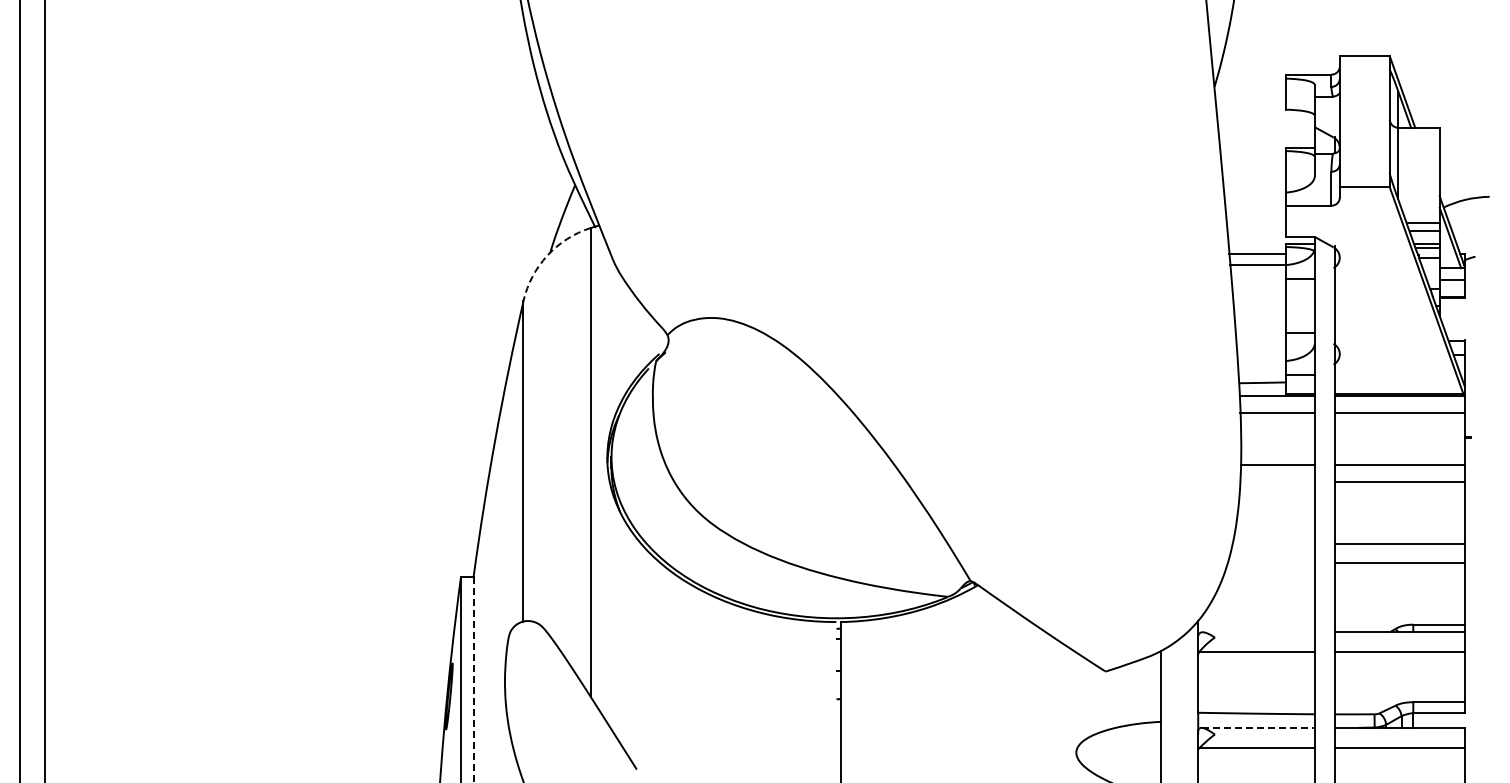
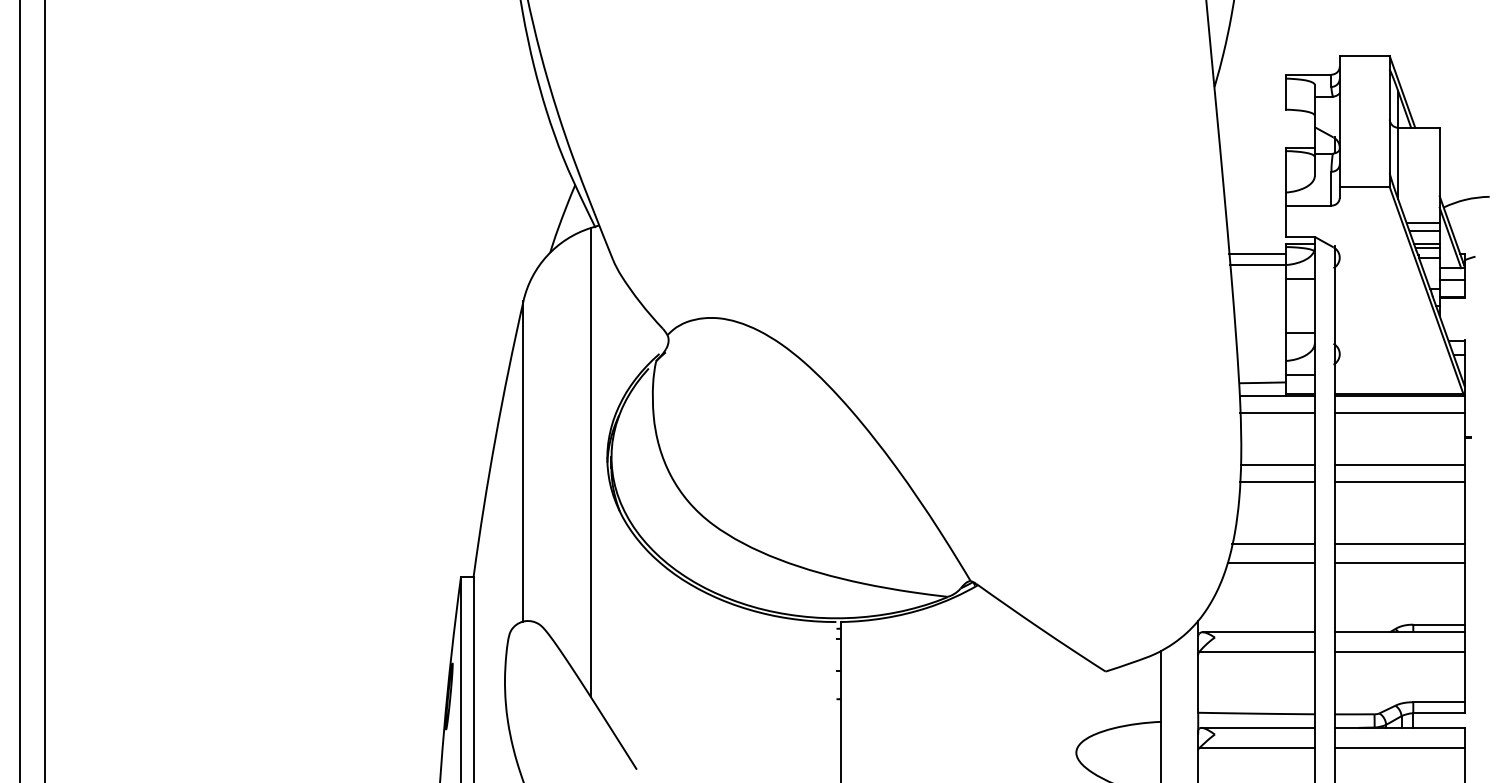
arc: dashed -> solid (547, 255)
line: none -> present (1277, 482)
line: none -> present (1273, 544)
line: none -> present (1270, 562)
line: none -> present (1258, 632)
line: dashed -> solid (473, 680)
line: dashed -> solid (1258, 727)
